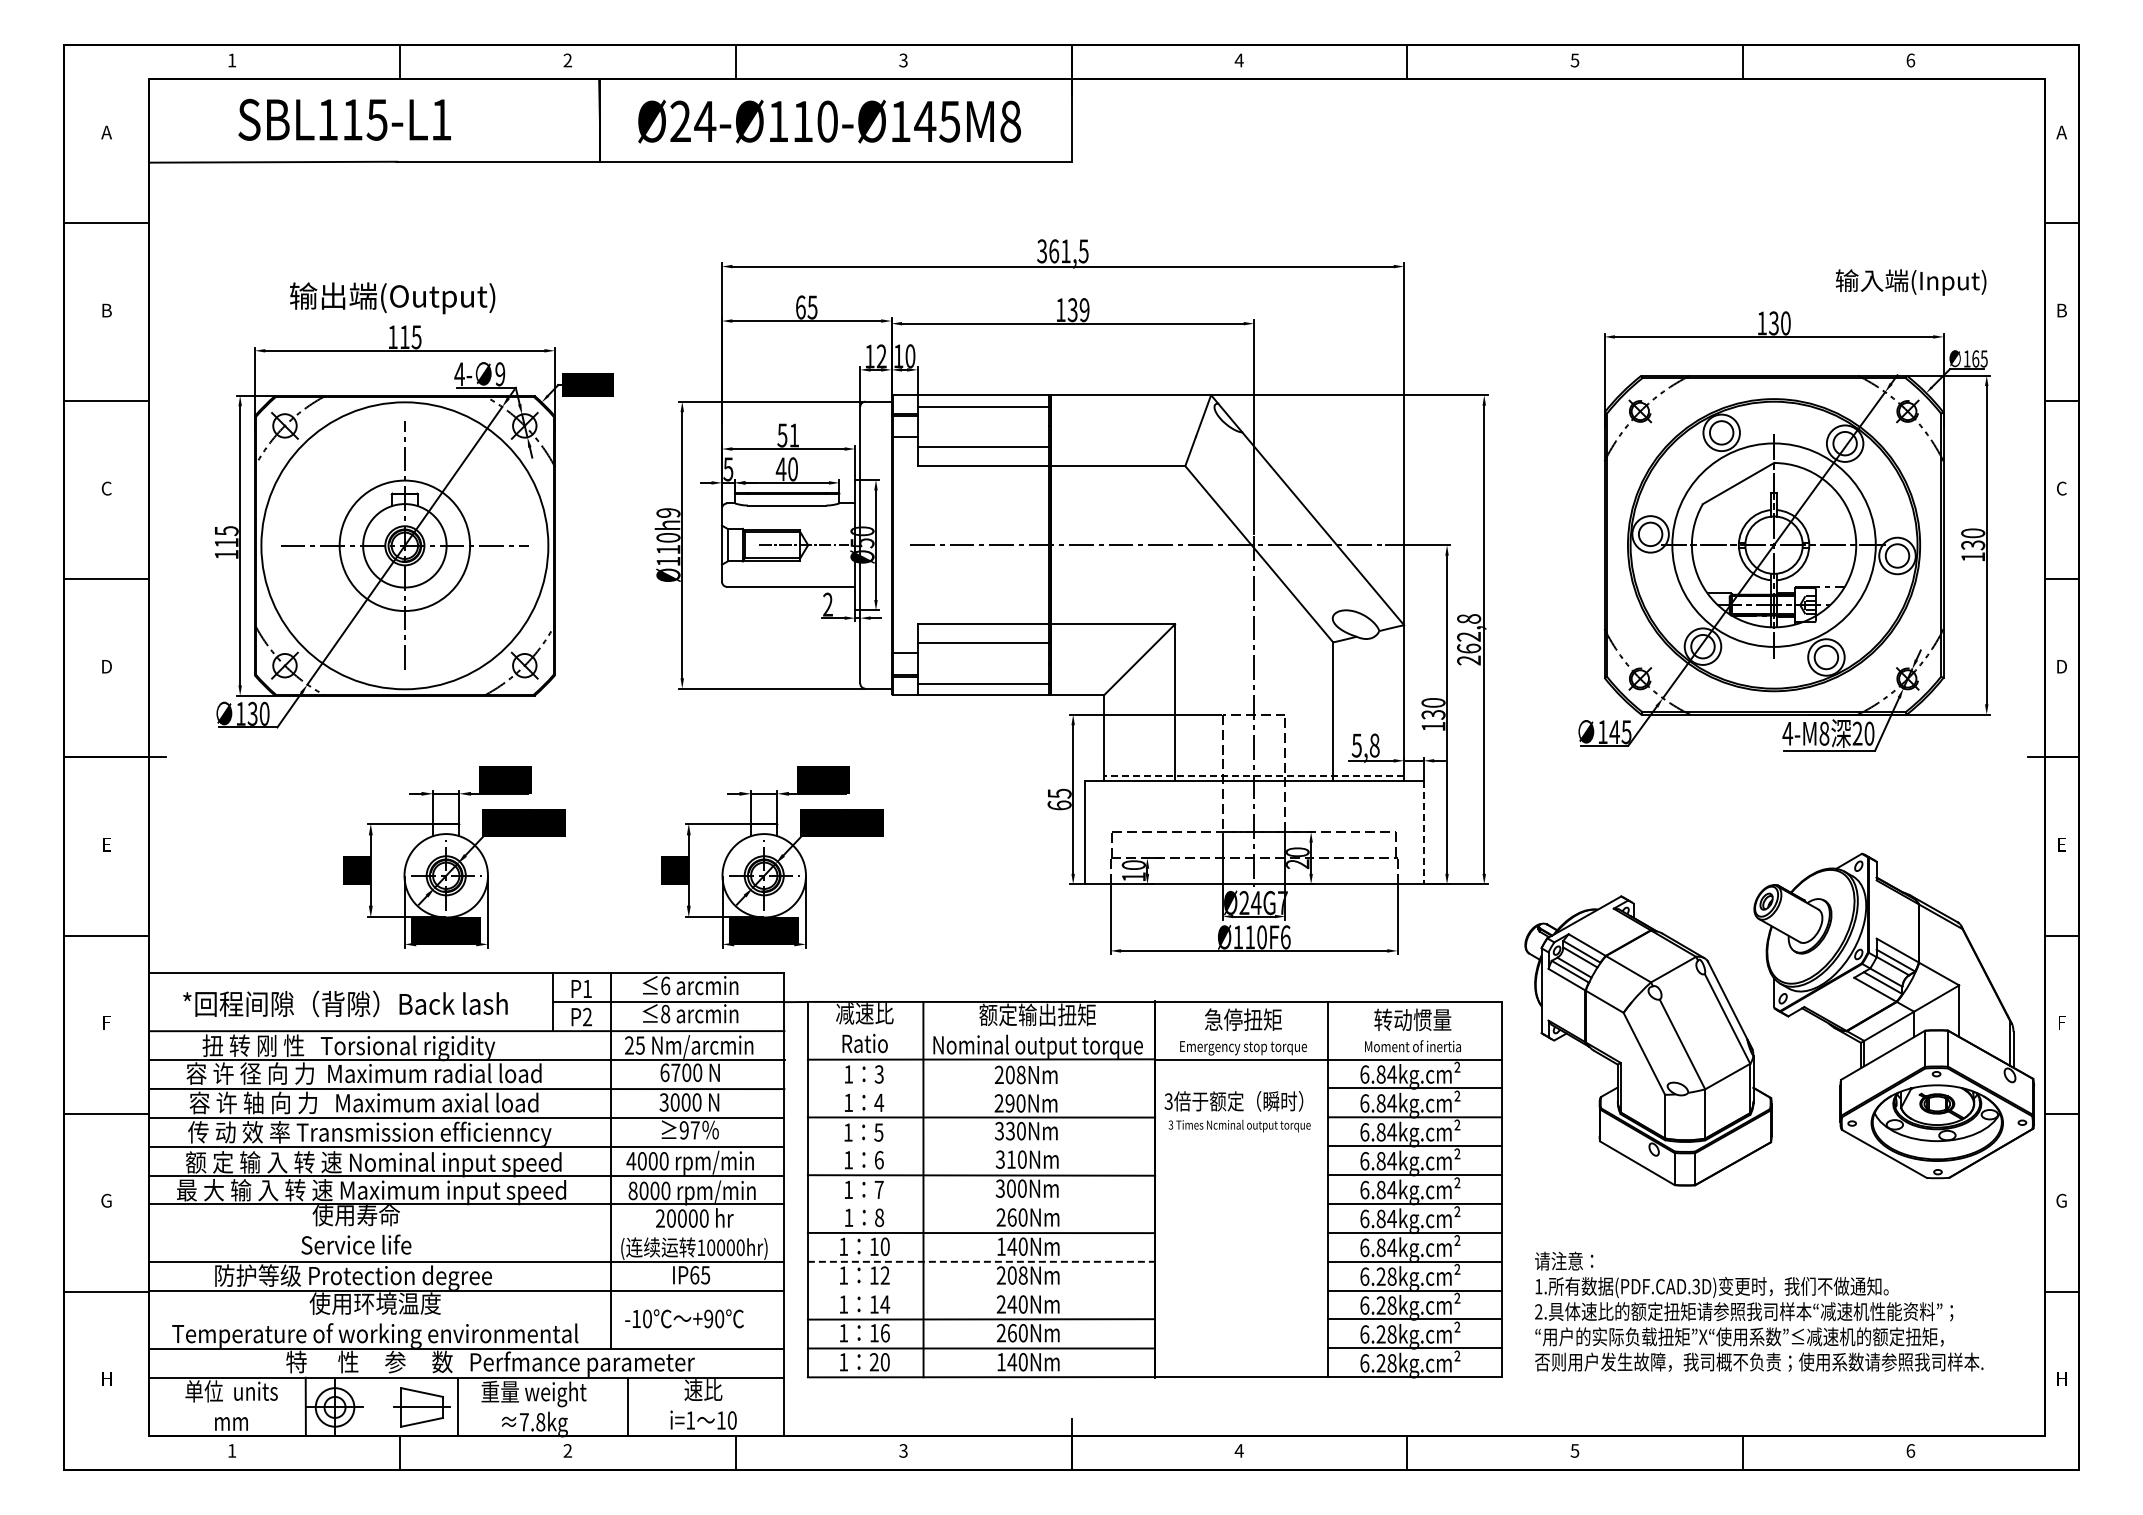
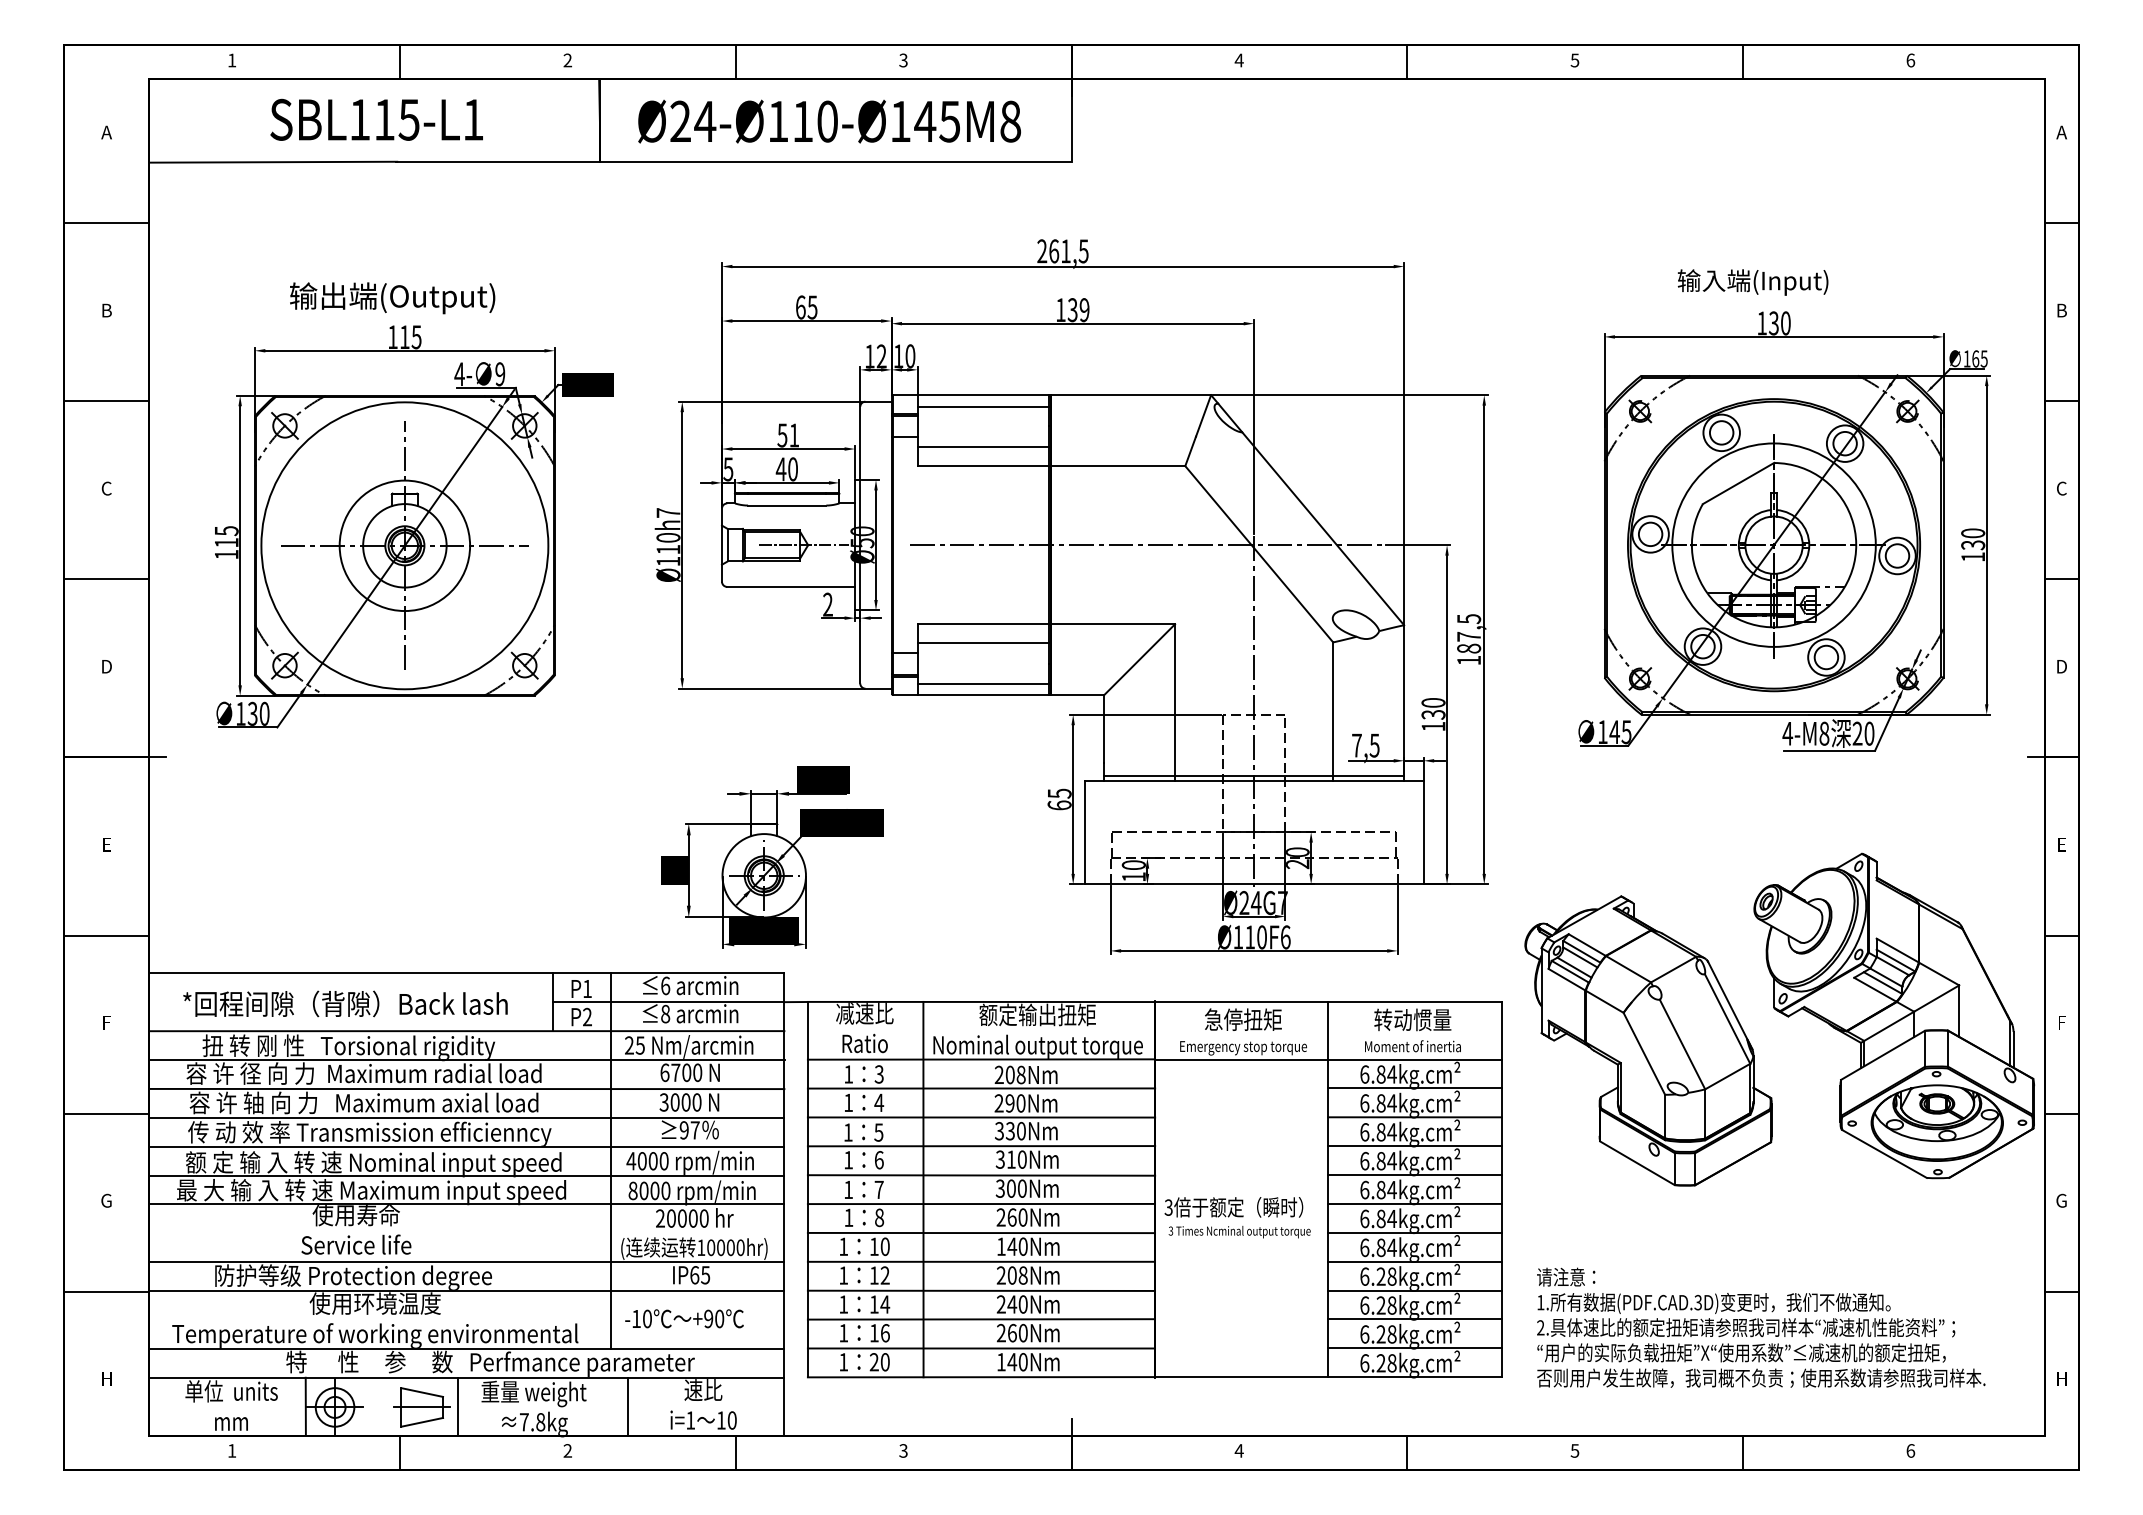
text position: (344, 119) -> (376, 119) (376, 119)
text: 361,5 -> 261,5 (1042, 251)
text position: (1910, 282) -> (1752, 282) (1752, 282)
text: h9 -> h7 (668, 512)
text: 262,8 -> 187,5 (1469, 639)
text: 5,8 -> 7,5 (1365, 745)
line: dashed -> solid (1254, 776)
line: dashed -> solid (1423, 832)
part: present -> none (454, 857)
line: none -> present (981, 1088)
text position: (1237, 1111) -> (1237, 1217) (1237, 1217)
line: none -> present (981, 1146)
line: none -> present (981, 1203)
line: dashed -> solid (981, 1261)
line: none -> present (981, 1290)
text position: (1759, 1311) -> (1761, 1327) (1761, 1327)
